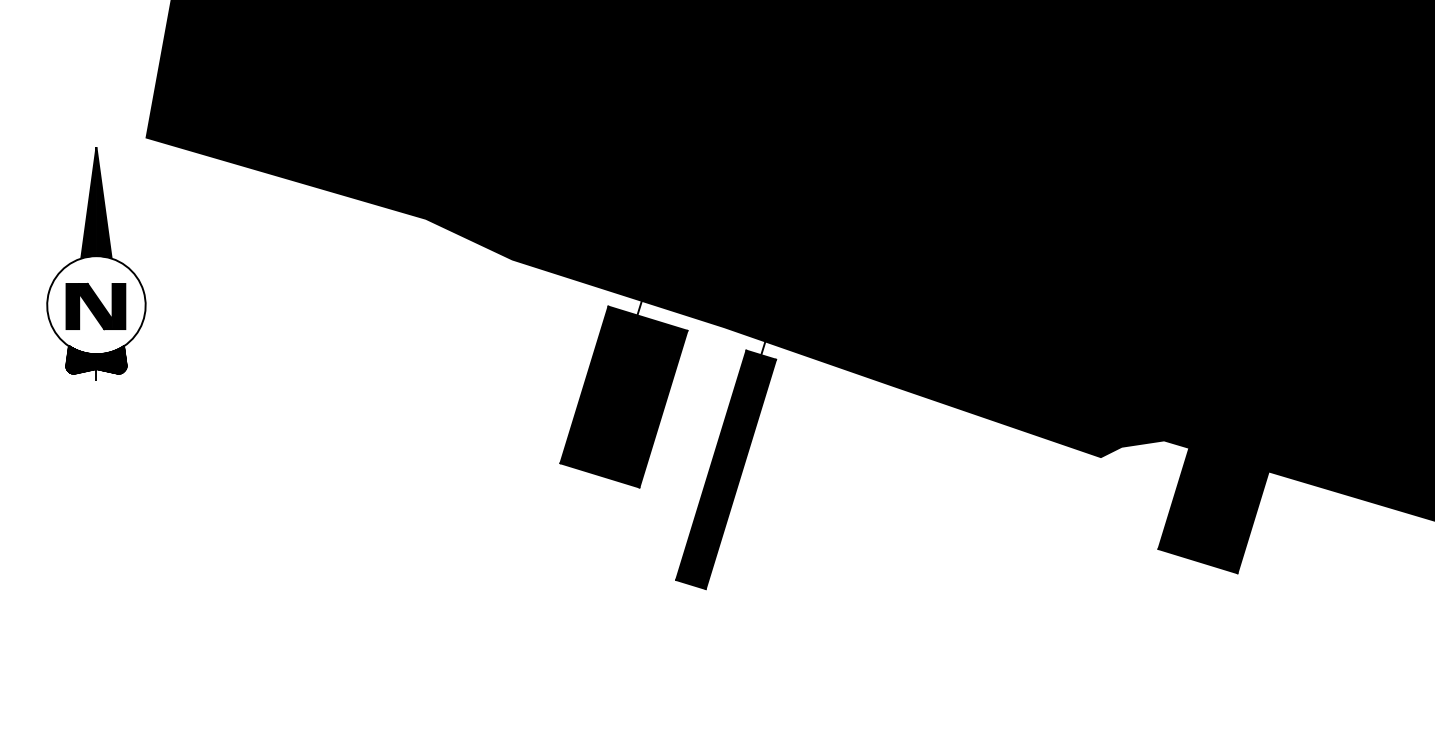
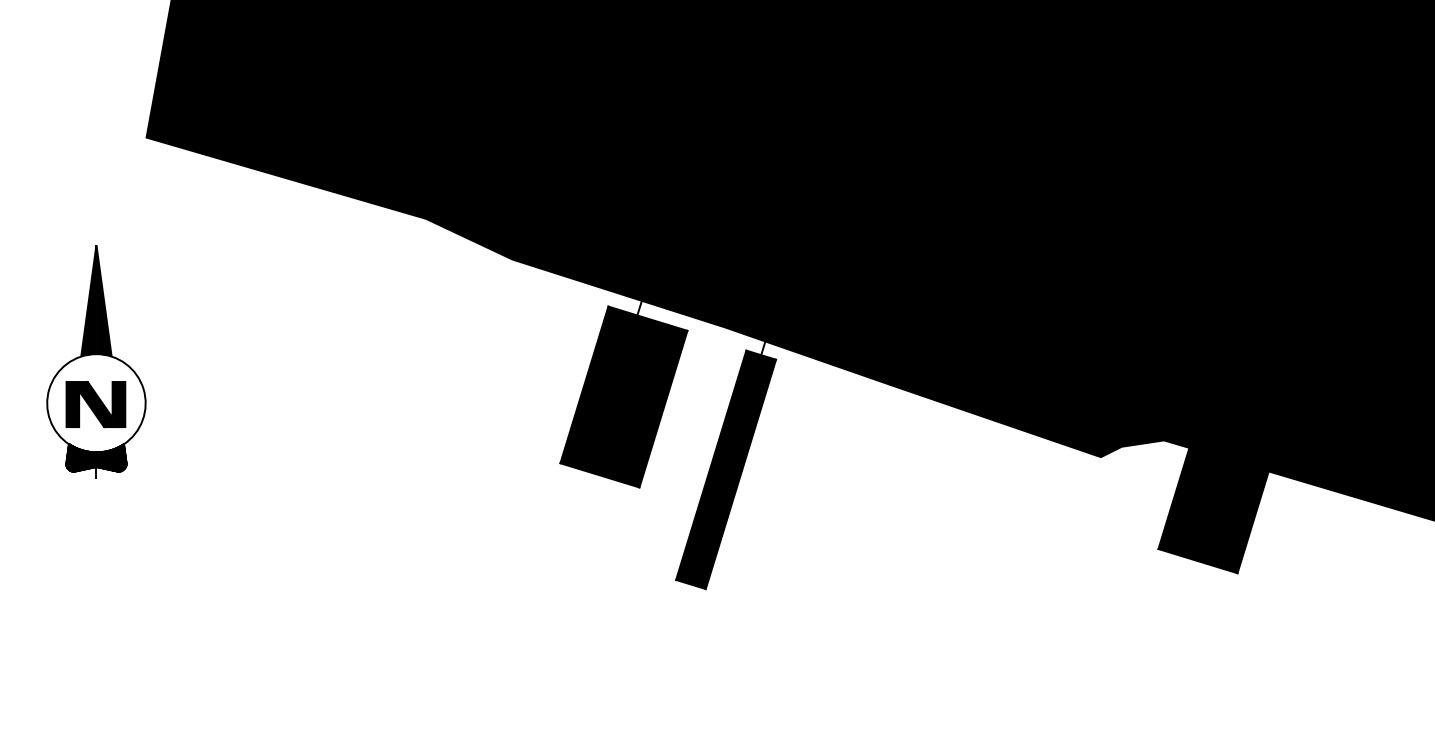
part position: (96, 263) -> (96, 361) (96, 361)
